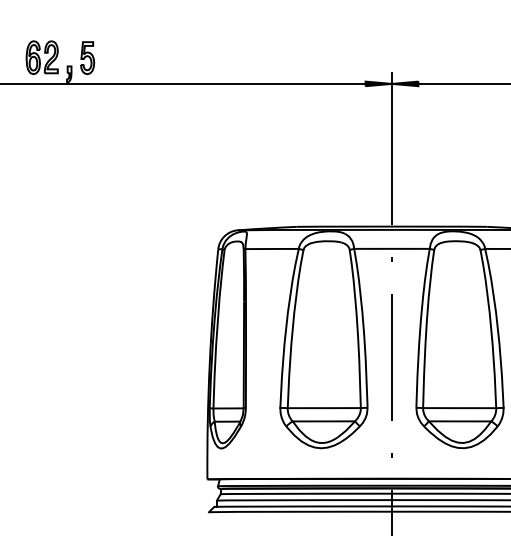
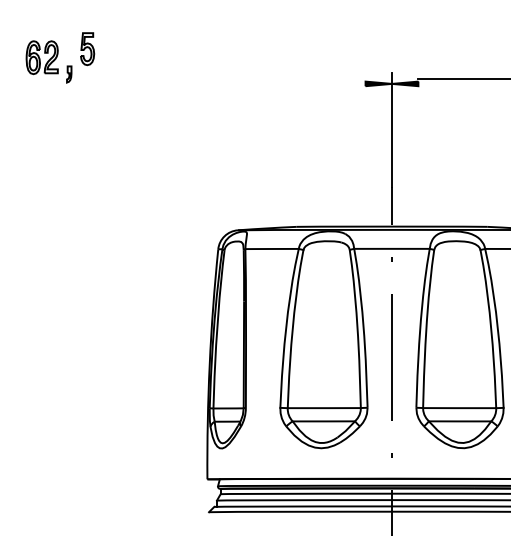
part position: (87, 58) -> (87, 49) (87, 49)
line: present -> none (183, 83)
line position: (462, 83) -> (462, 78) (462, 78)
